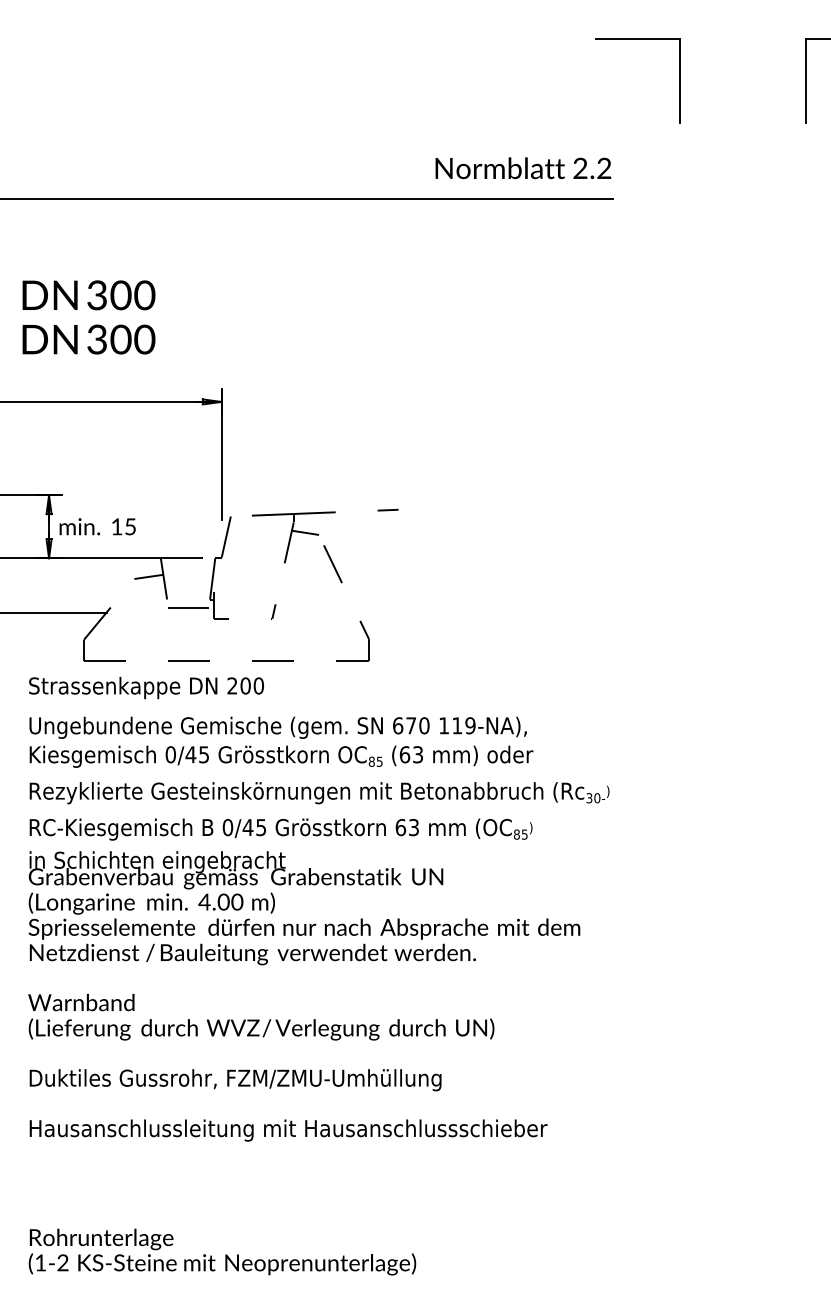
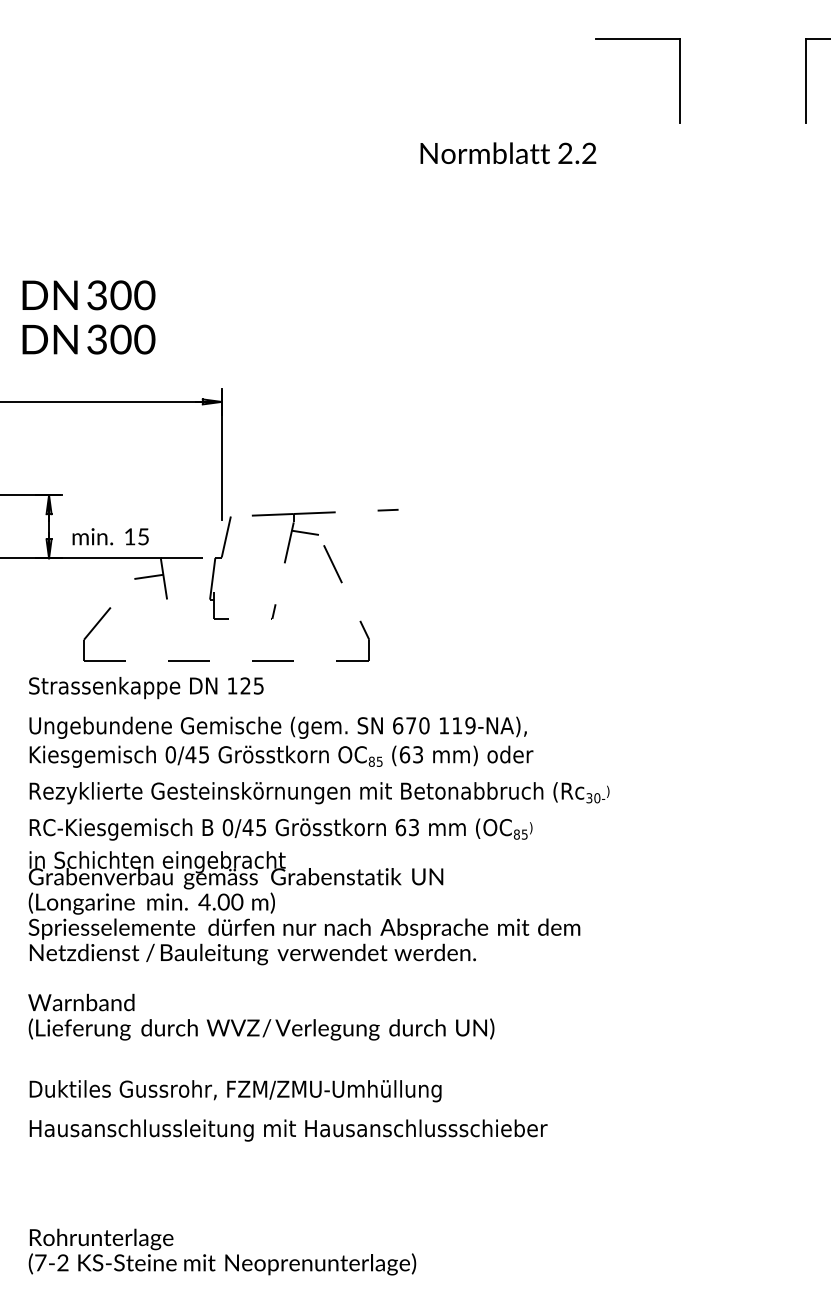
text position: (523, 168) -> (508, 153) (508, 153)
line: present -> none (307, 198)
text position: (97, 526) -> (110, 536) (110, 536)
line: present -> none (188, 607)
line: present -> none (54, 612)
text: 200 -> 125 (245, 685)
text position: (235, 1080) -> (235, 1091) (235, 1091)
text: (1-2 -> (7-2 (40, 1262)
